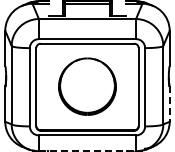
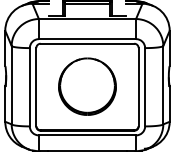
line: dashed -> solid (169, 104)
line: dashed -> solid (87, 151)
